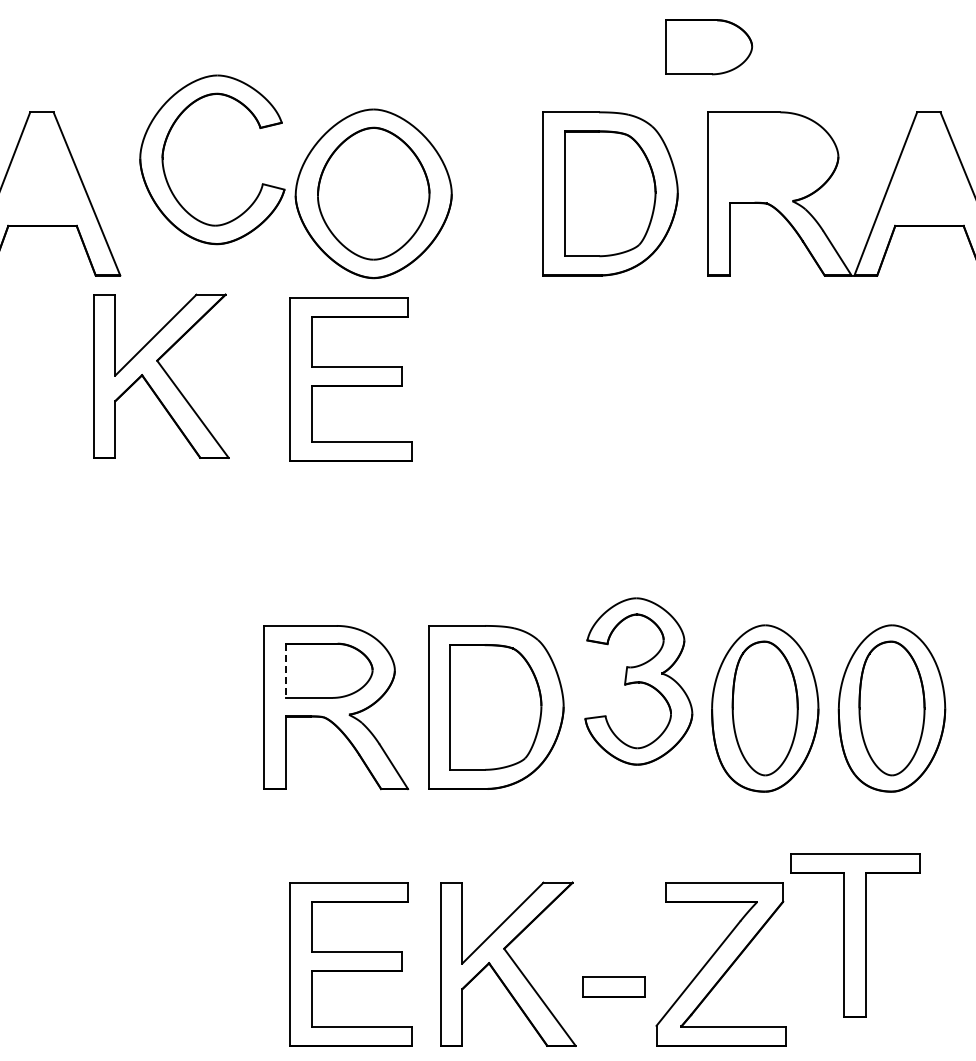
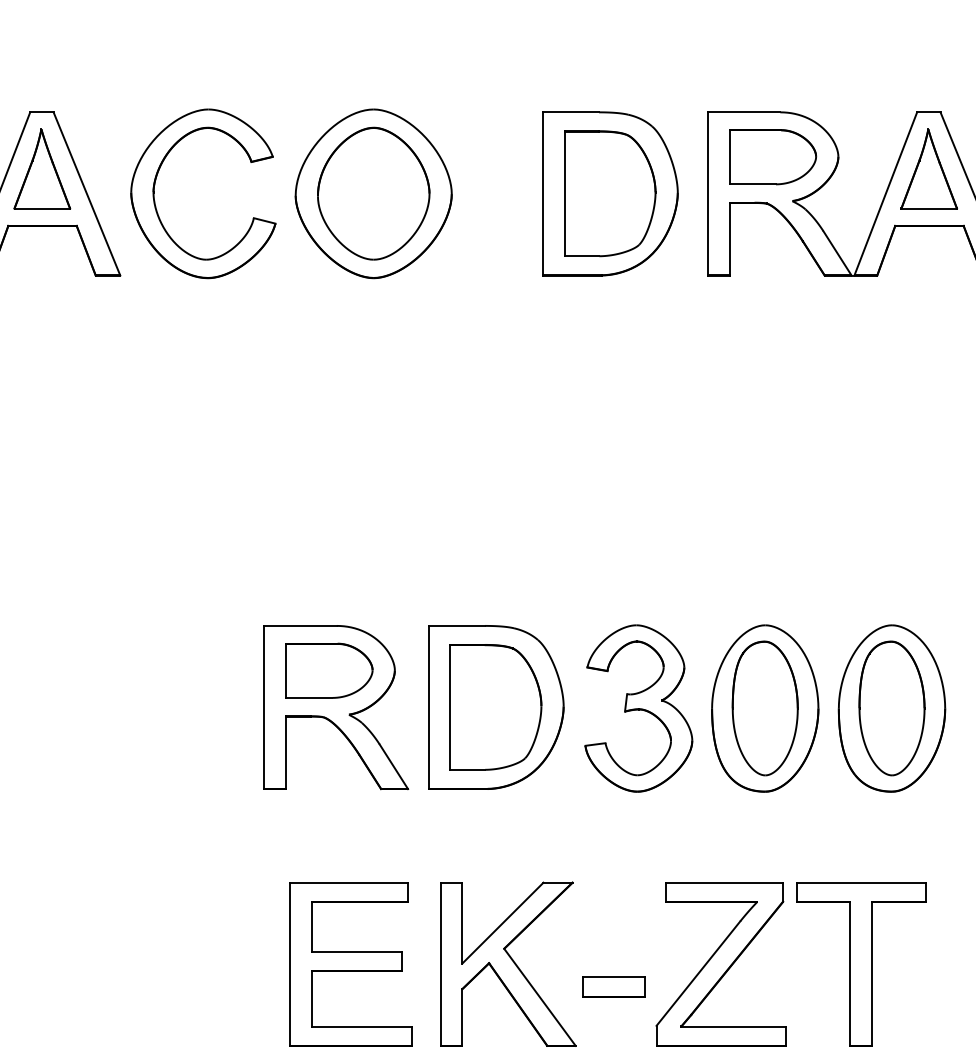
part position: (709, 47) -> (773, 157) (773, 157)
part position: (164, 151) -> (155, 185) (155, 185)
part: none -> present (42, 168)
part: none -> present (928, 168)
part: present -> none (161, 375)
part: present -> none (350, 379)
line: dashed -> solid (286, 670)
part position: (638, 681) -> (638, 708) (638, 708)
part position: (855, 935) -> (861, 964) (861, 964)
